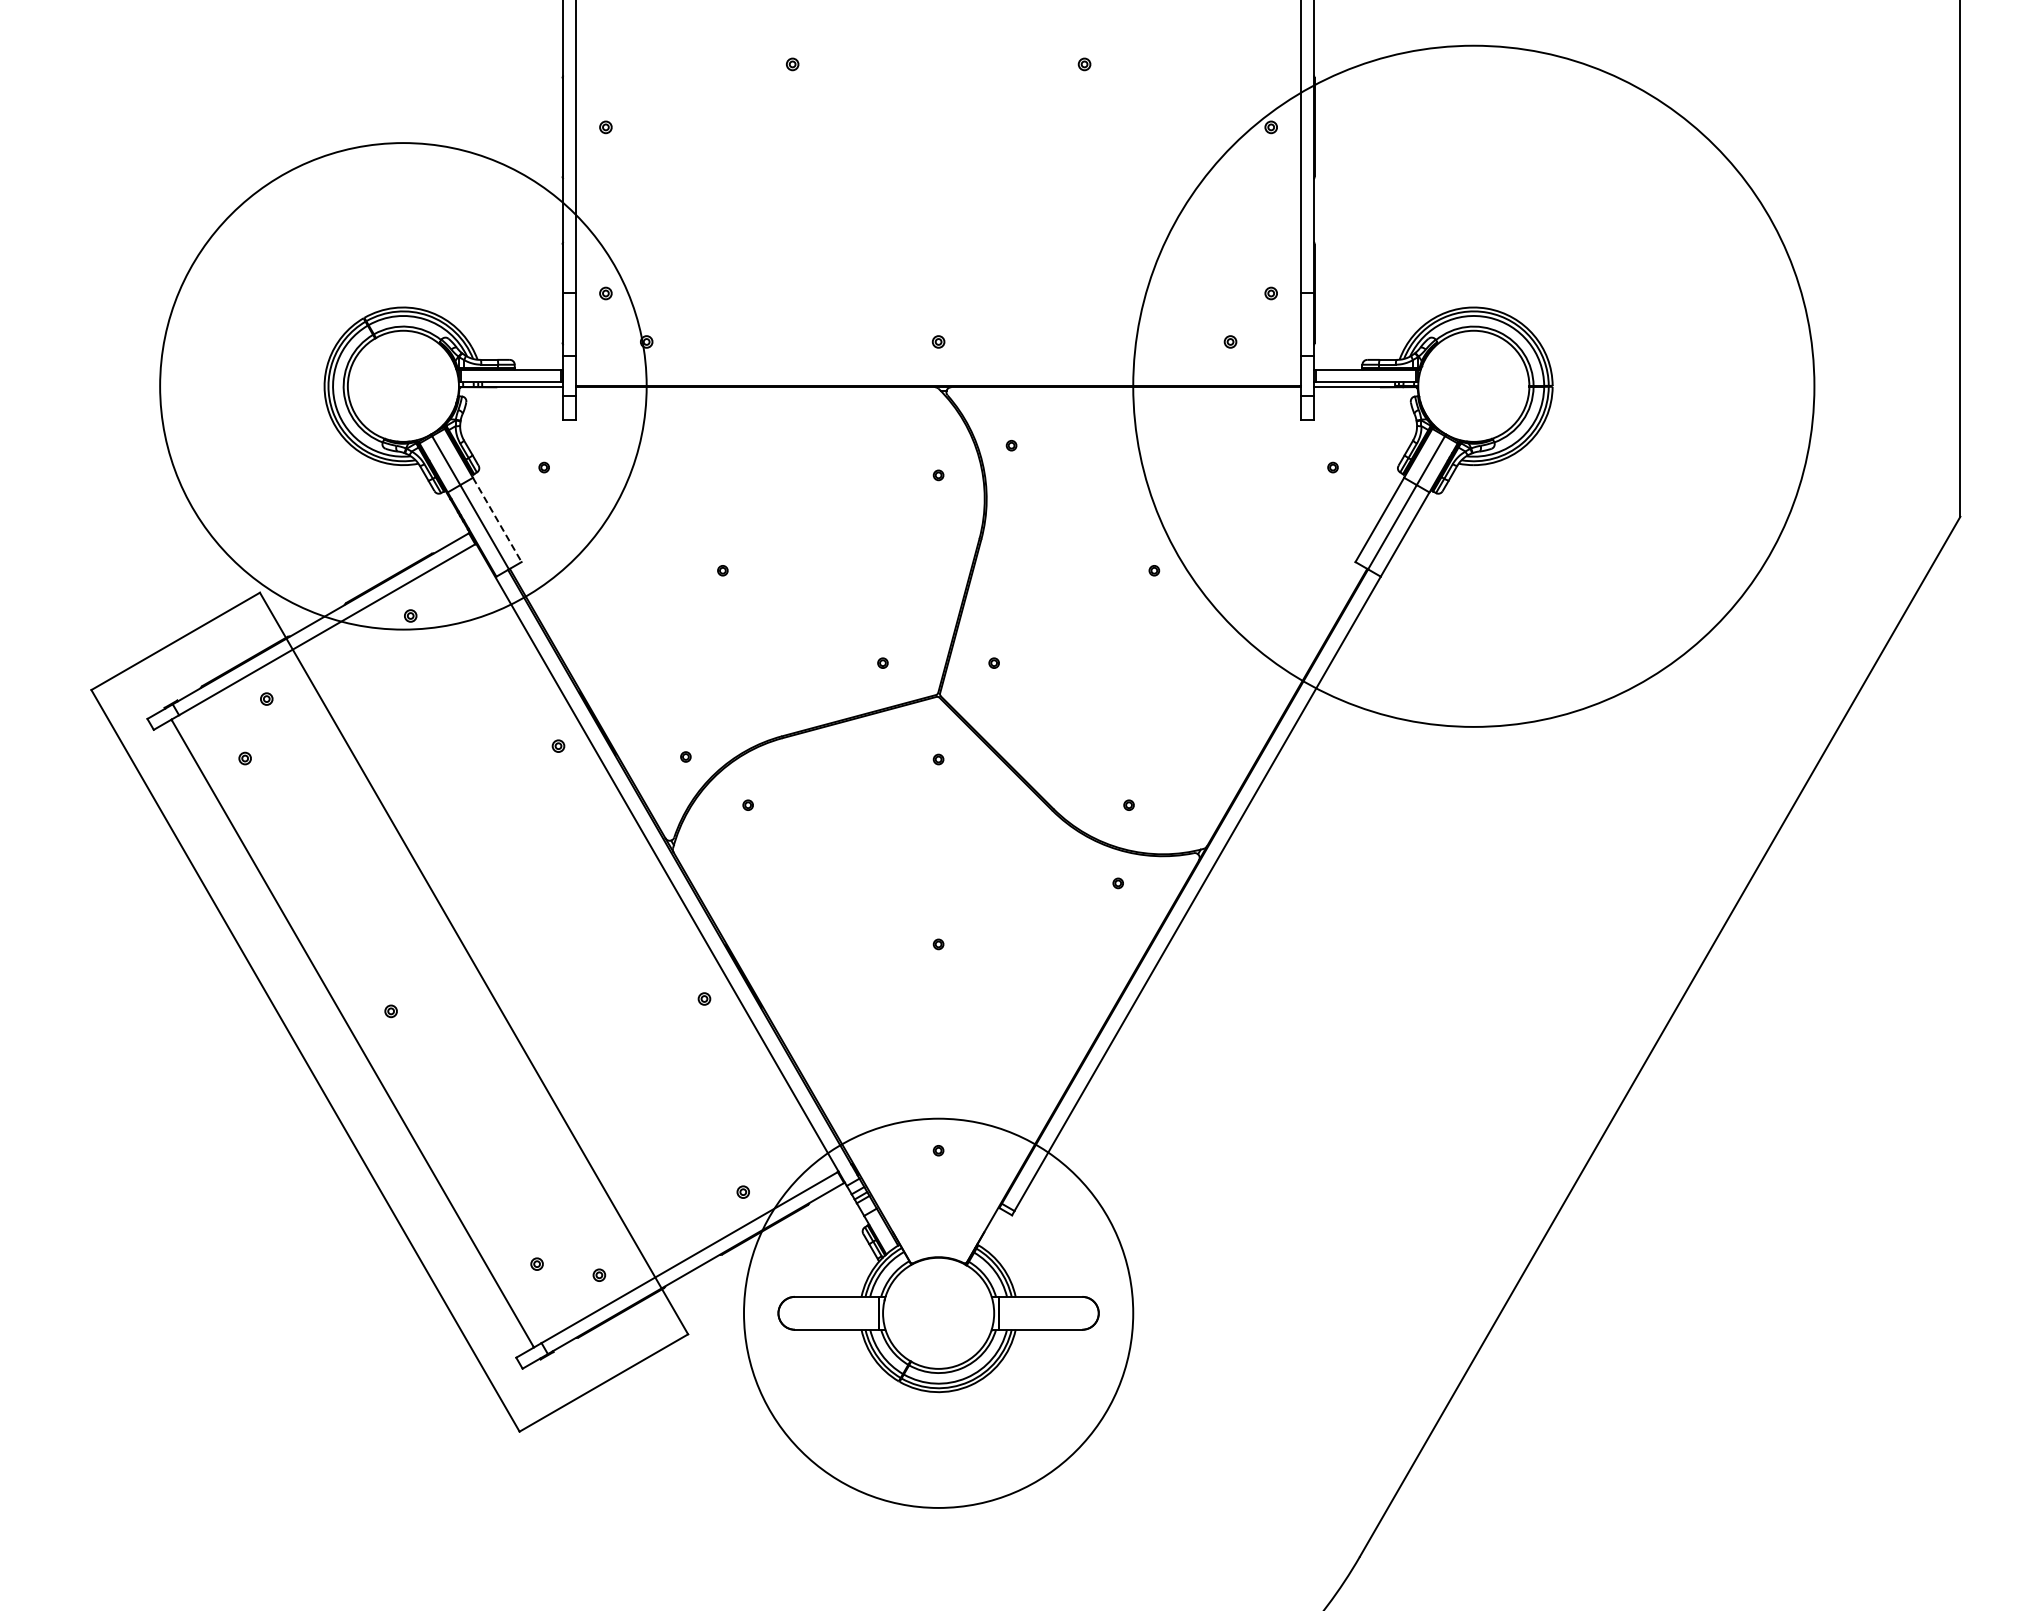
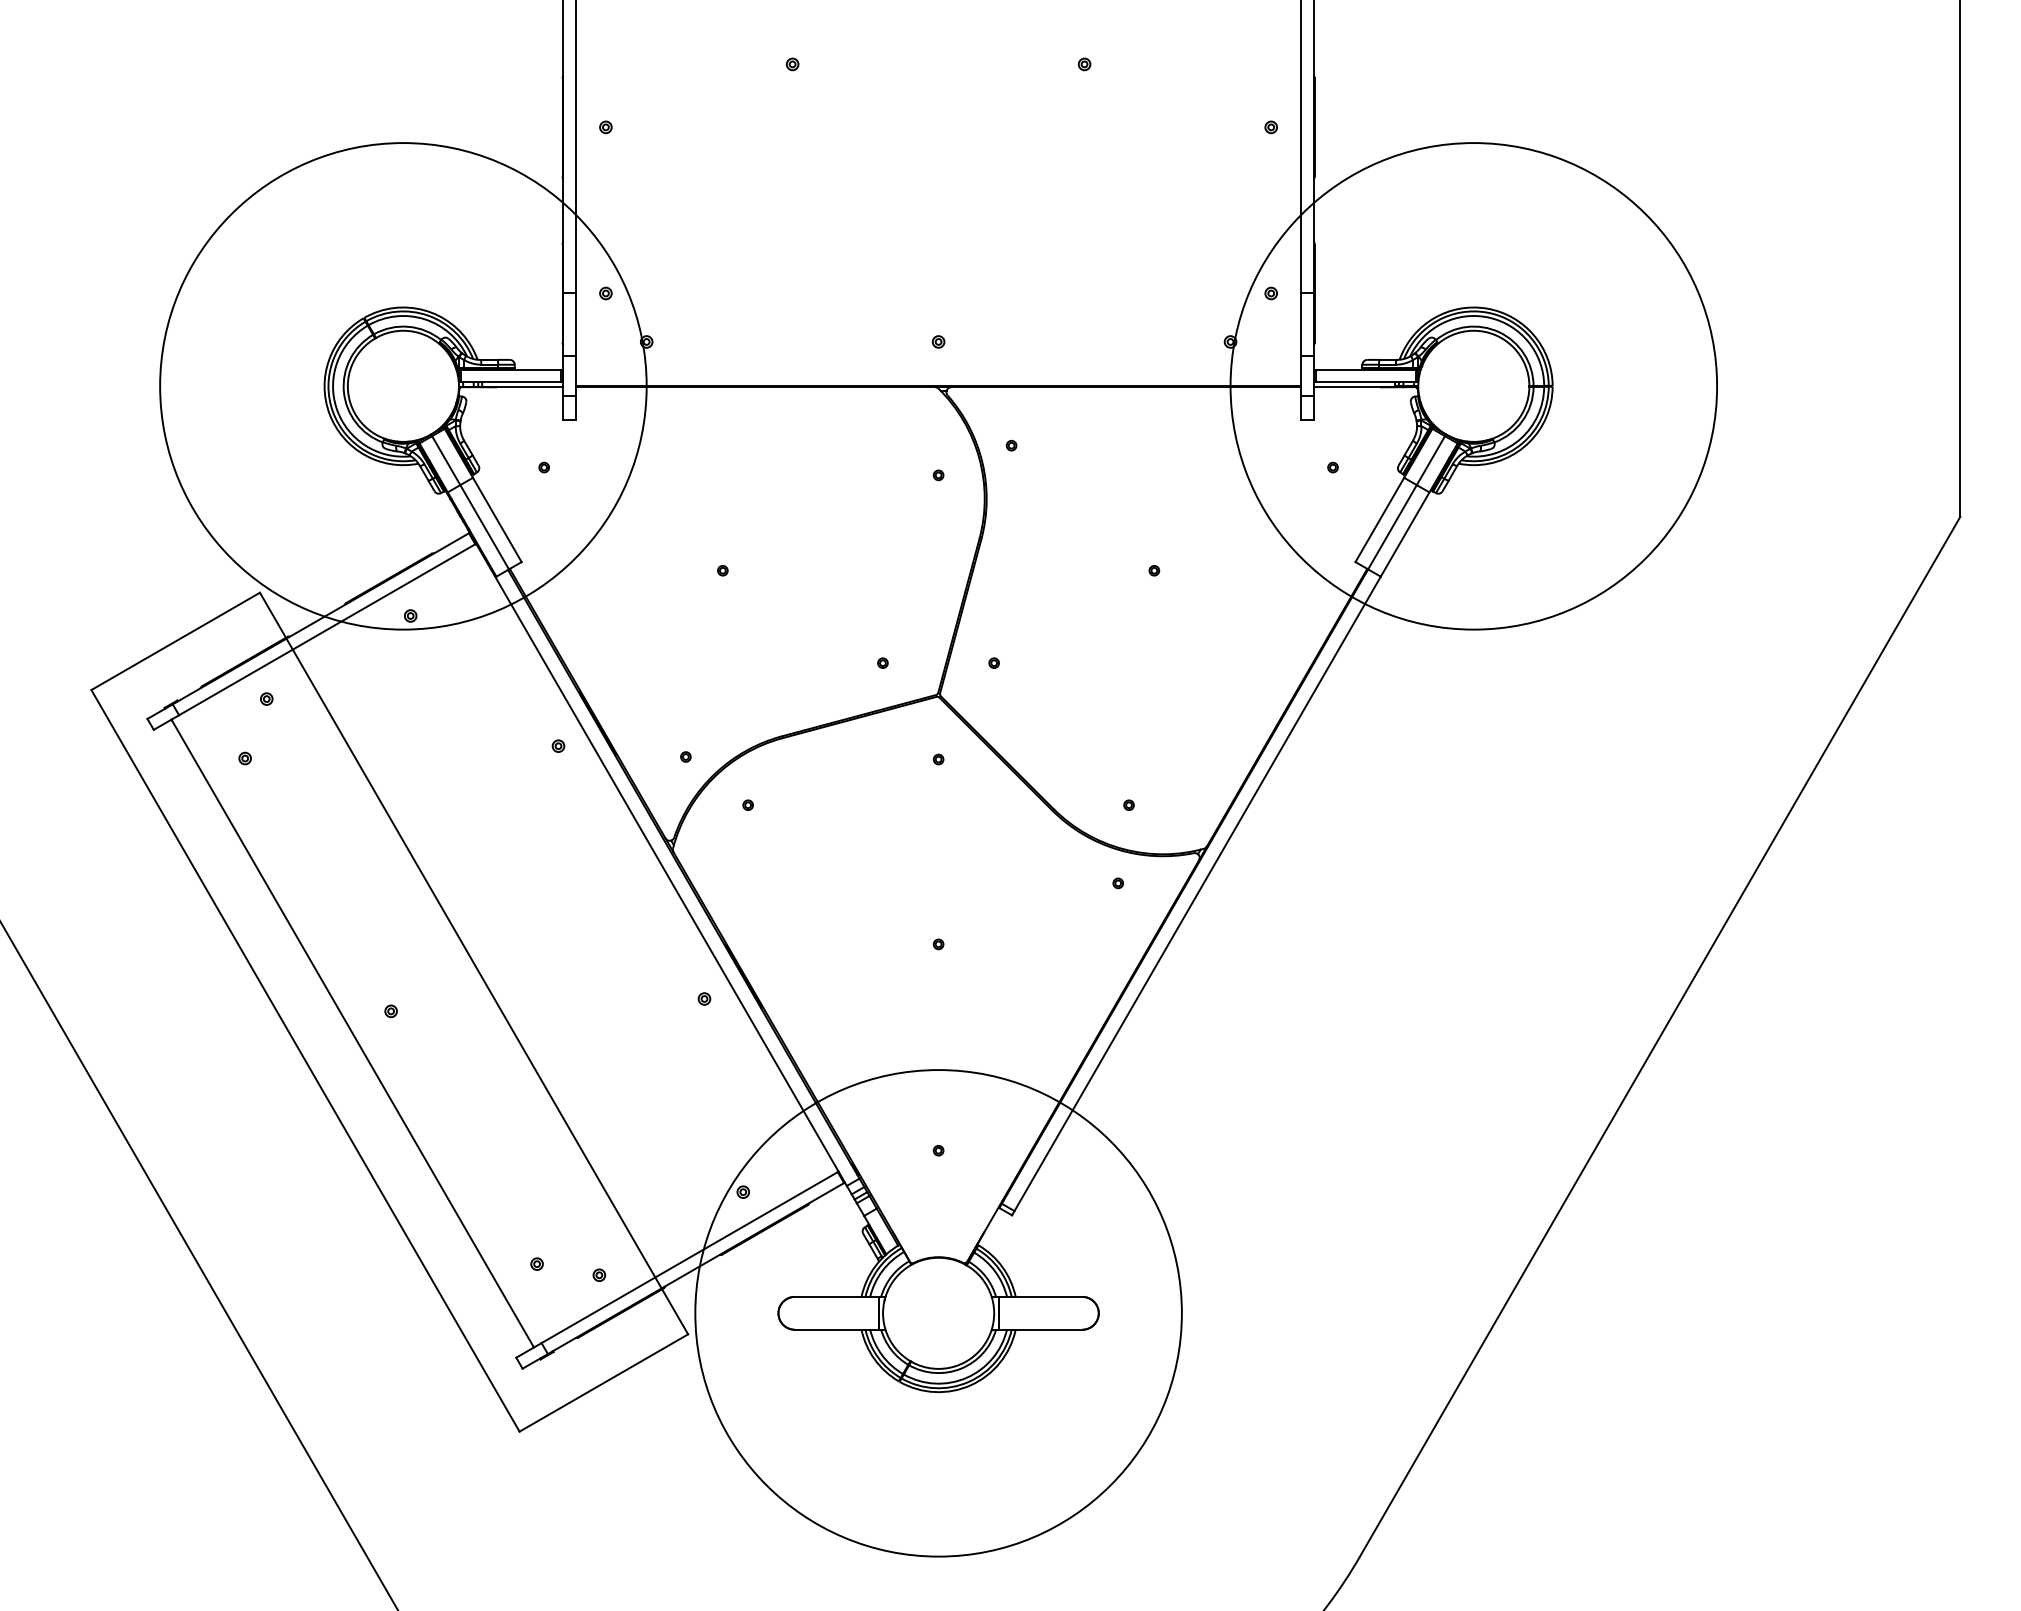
circle diameter: 681 px -> 487 px (1473, 386)
line: dashed -> solid (497, 519)
line: none -> present (199, 1265)
circle diameter: 389 px -> 487 px (938, 1313)
